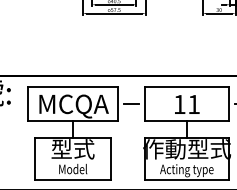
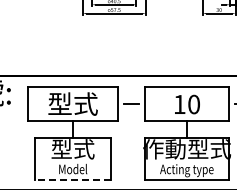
text: 11 -> 10 (193, 104)
text: MCQA -> 型式 (73, 105)
line: solid -> dashed (72, 180)
